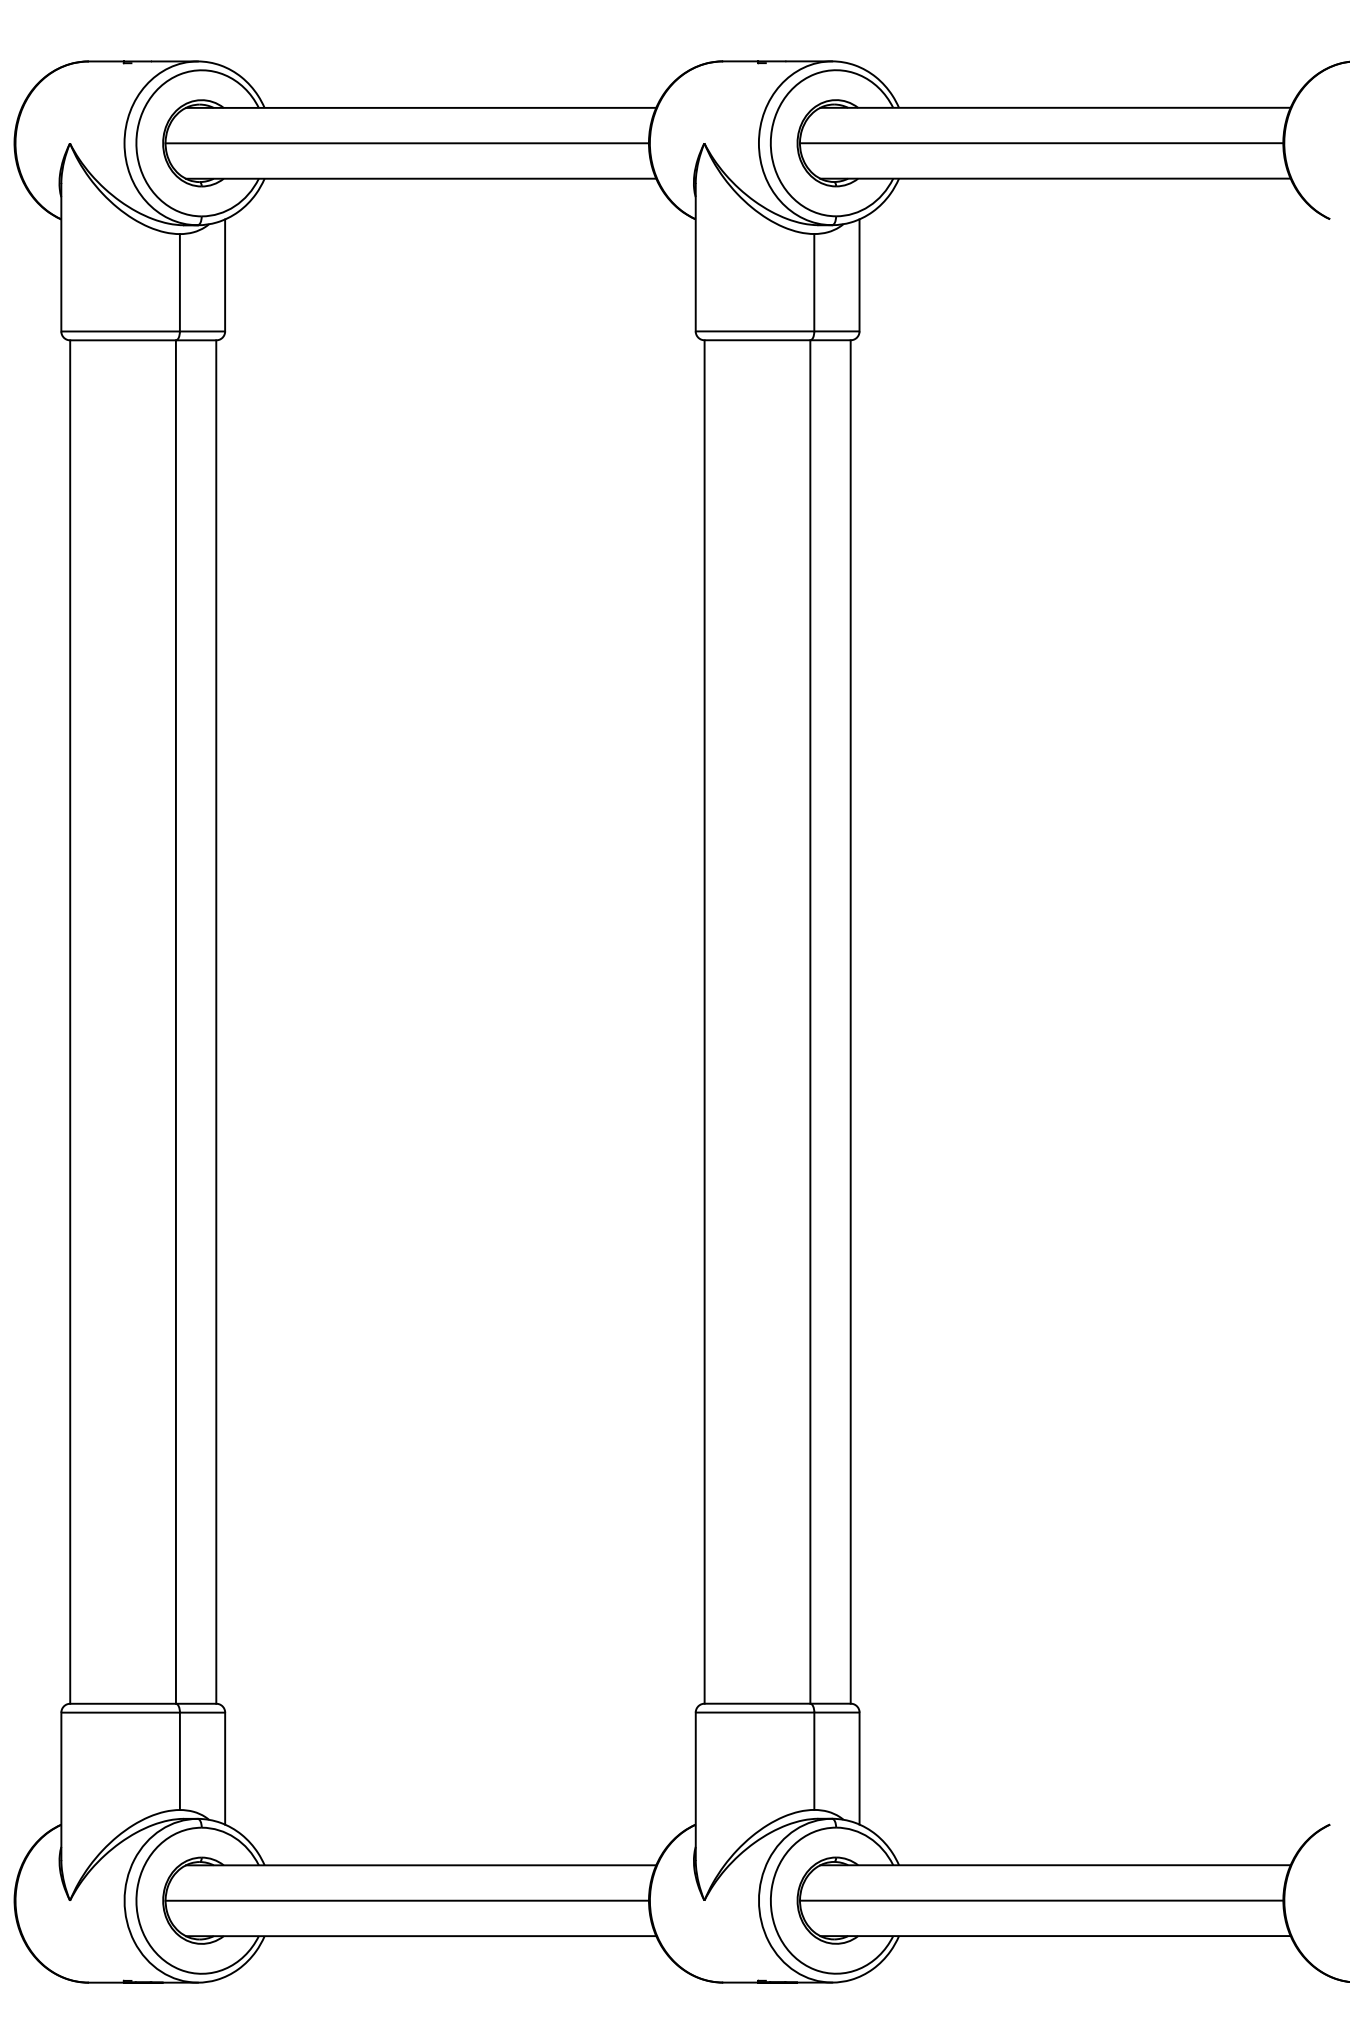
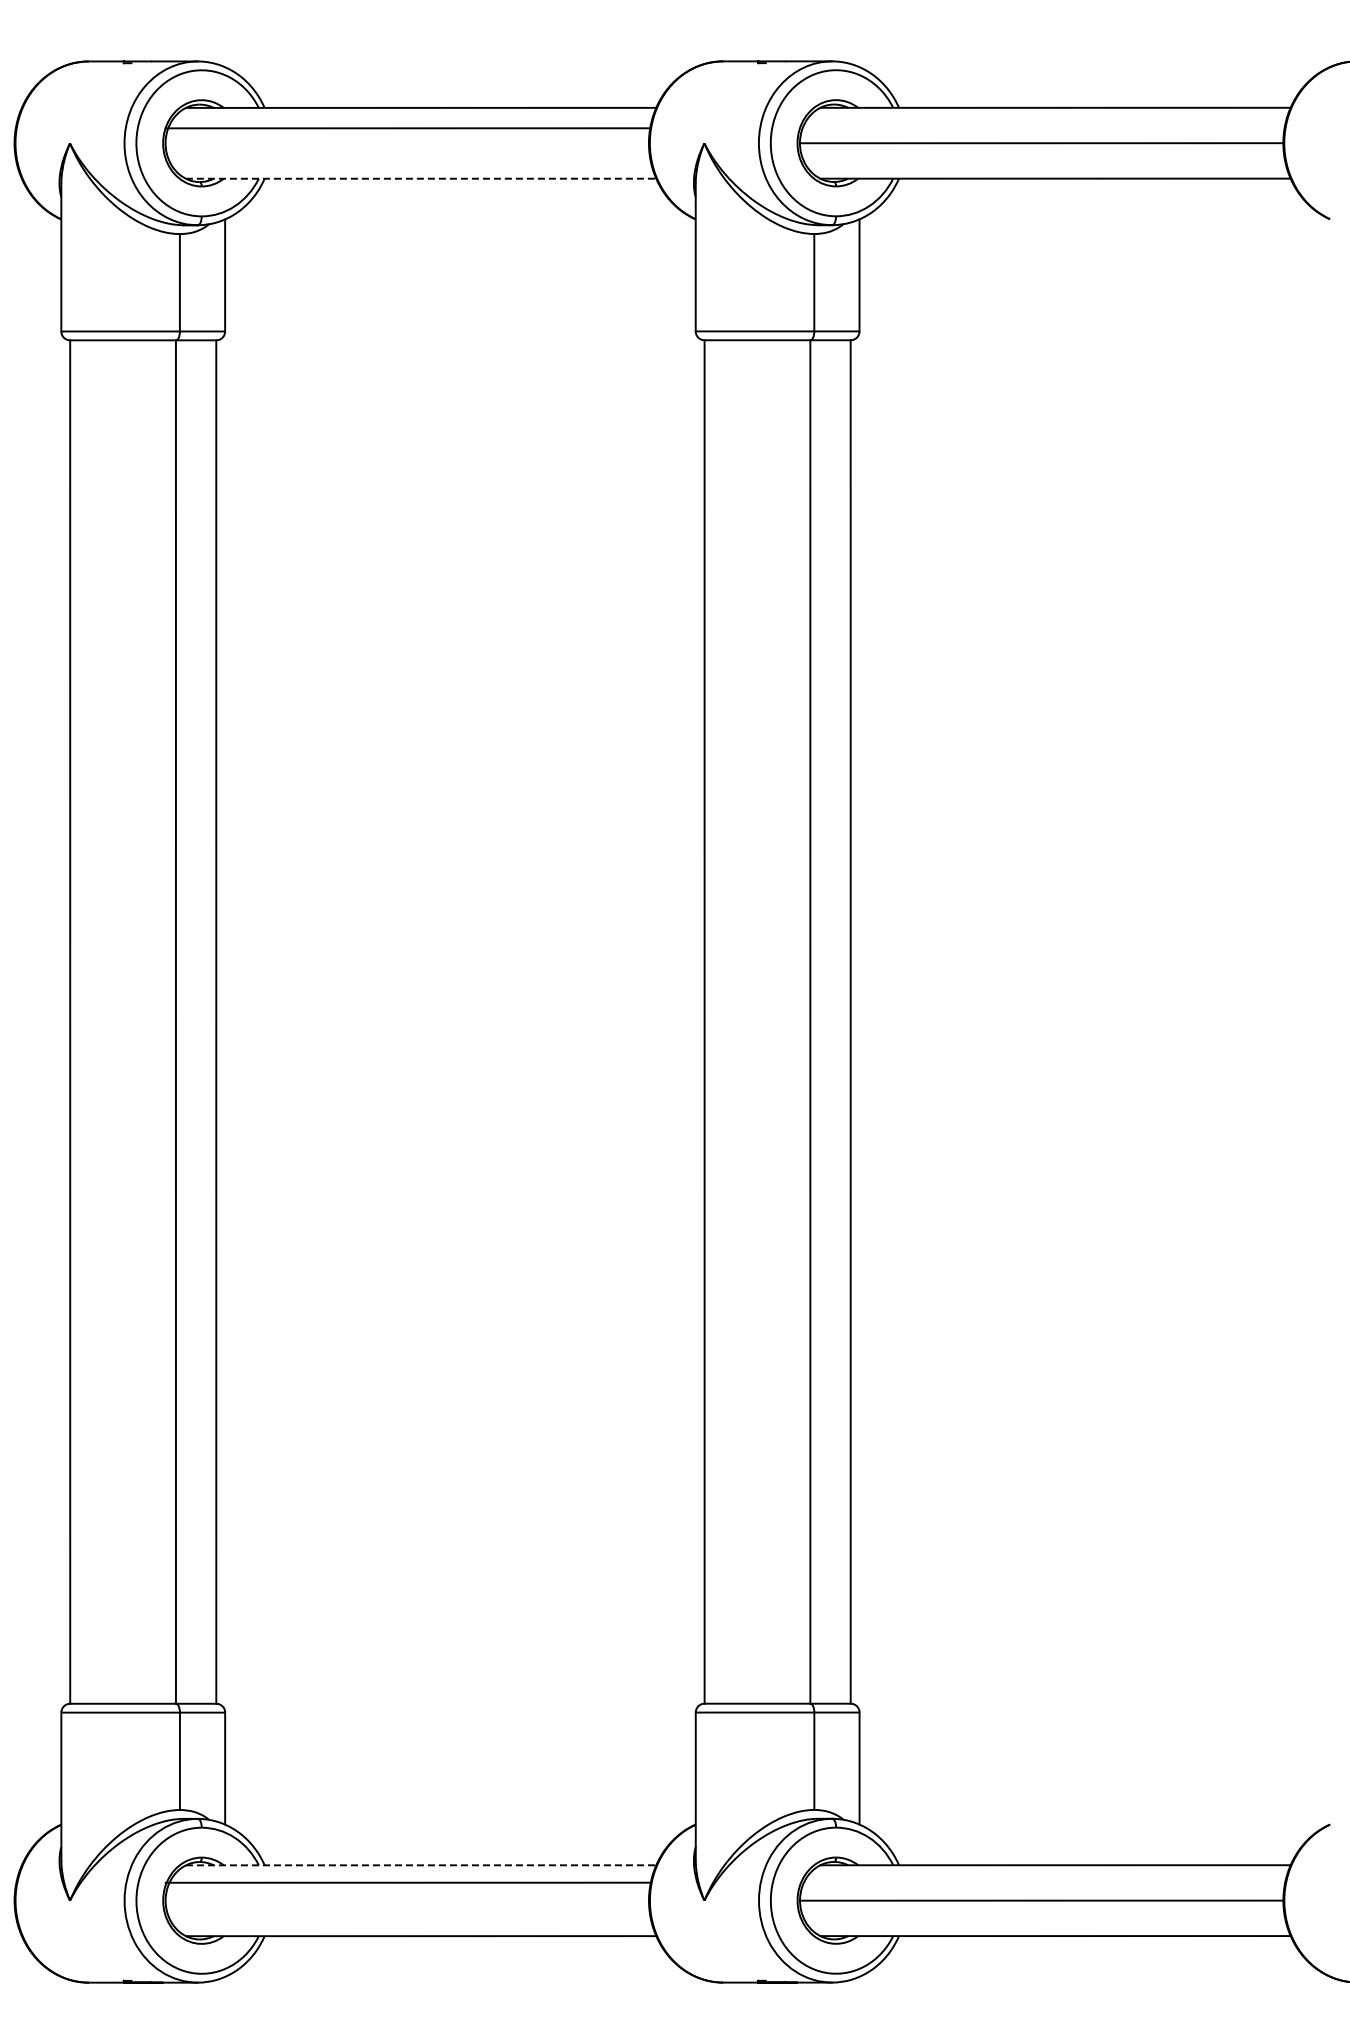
line position: (406, 143) -> (406, 128) (406, 128)
line: solid -> dashed (421, 178)
line: solid -> dashed (421, 1865)
line position: (406, 1900) -> (406, 1882) (406, 1882)
